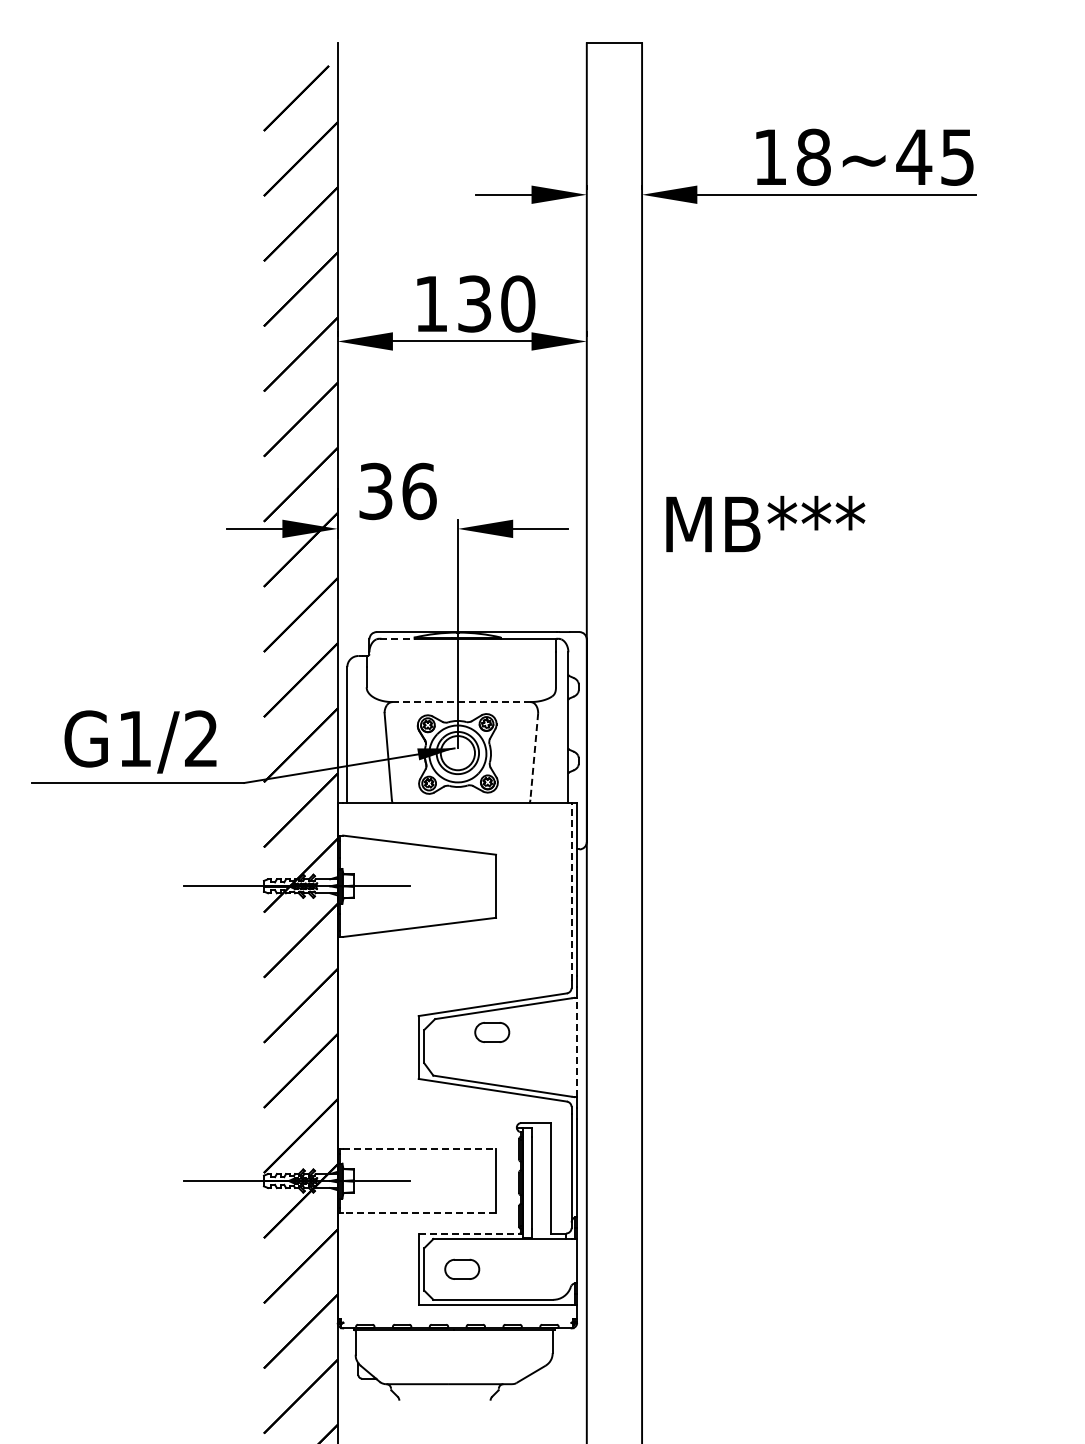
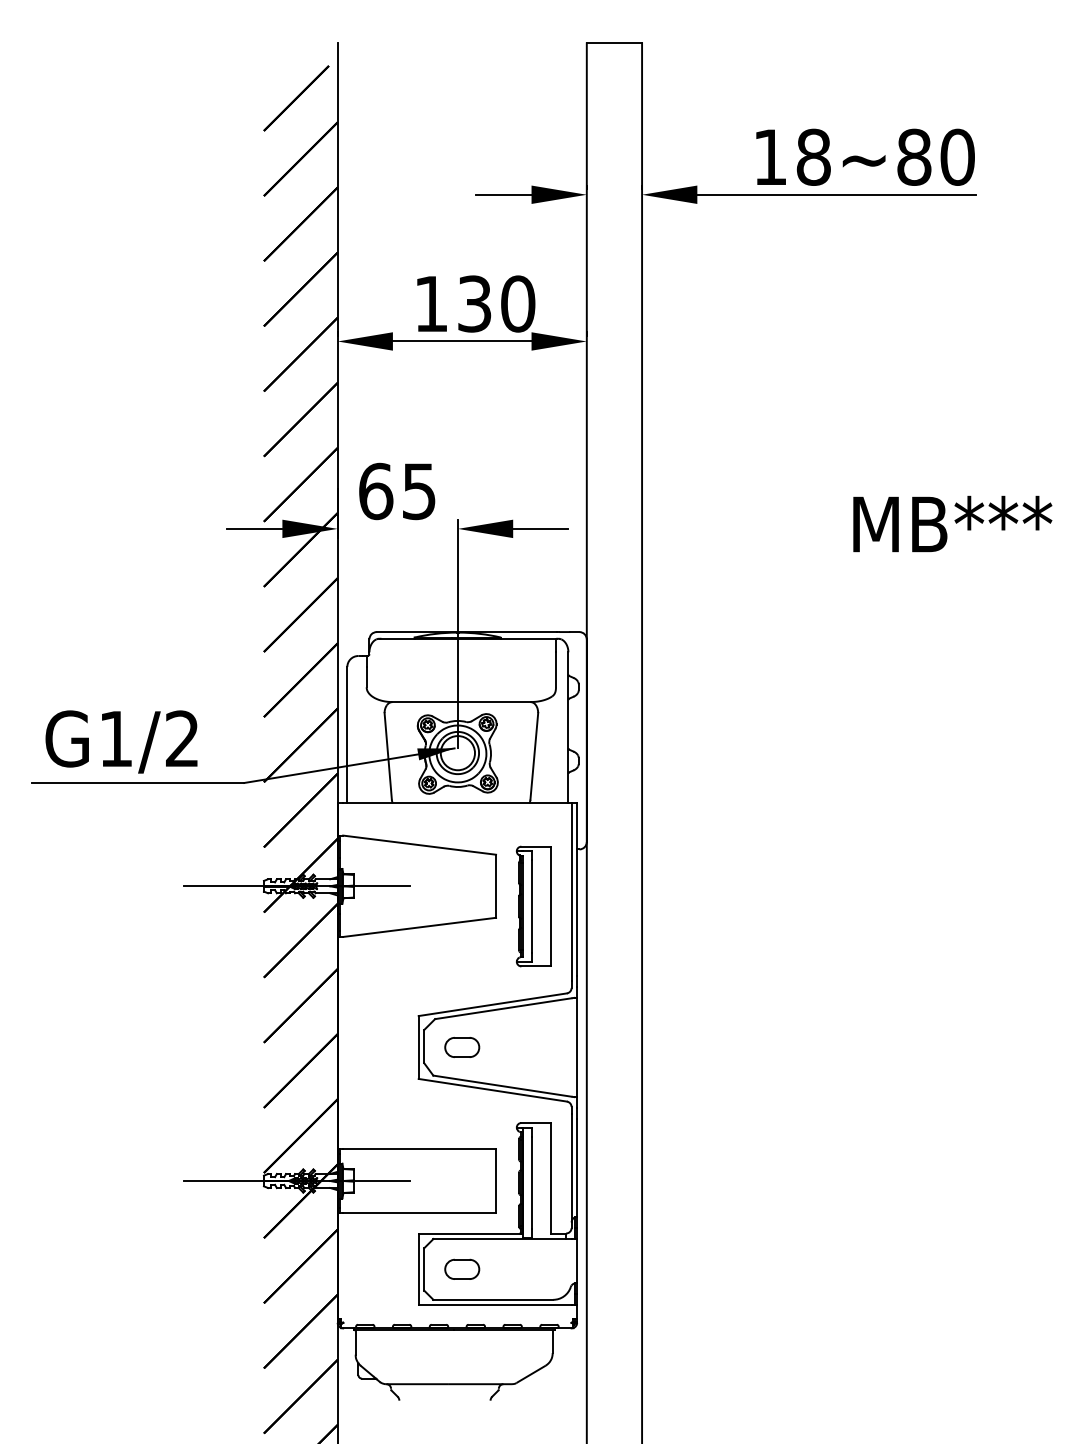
text: 18~45 -> 18~80 (935, 156)
text: 36 -> 65 (397, 491)
text position: (765, 523) -> (952, 523) (952, 523)
line: dashed -> solid (398, 638)
line: dashed -> solid (461, 702)
text position: (140, 741) -> (121, 741) (121, 741)
line: dashed -> solid (534, 756)
line: dashed -> solid (571, 892)
part: none -> present (533, 906)
part position: (492, 1032) -> (462, 1047) (462, 1047)
line: dashed -> solid (577, 1047)
line: dashed -> solid (420, 1148)
line: dashed -> solid (419, 1213)
line: dashed -> solid (469, 1233)
